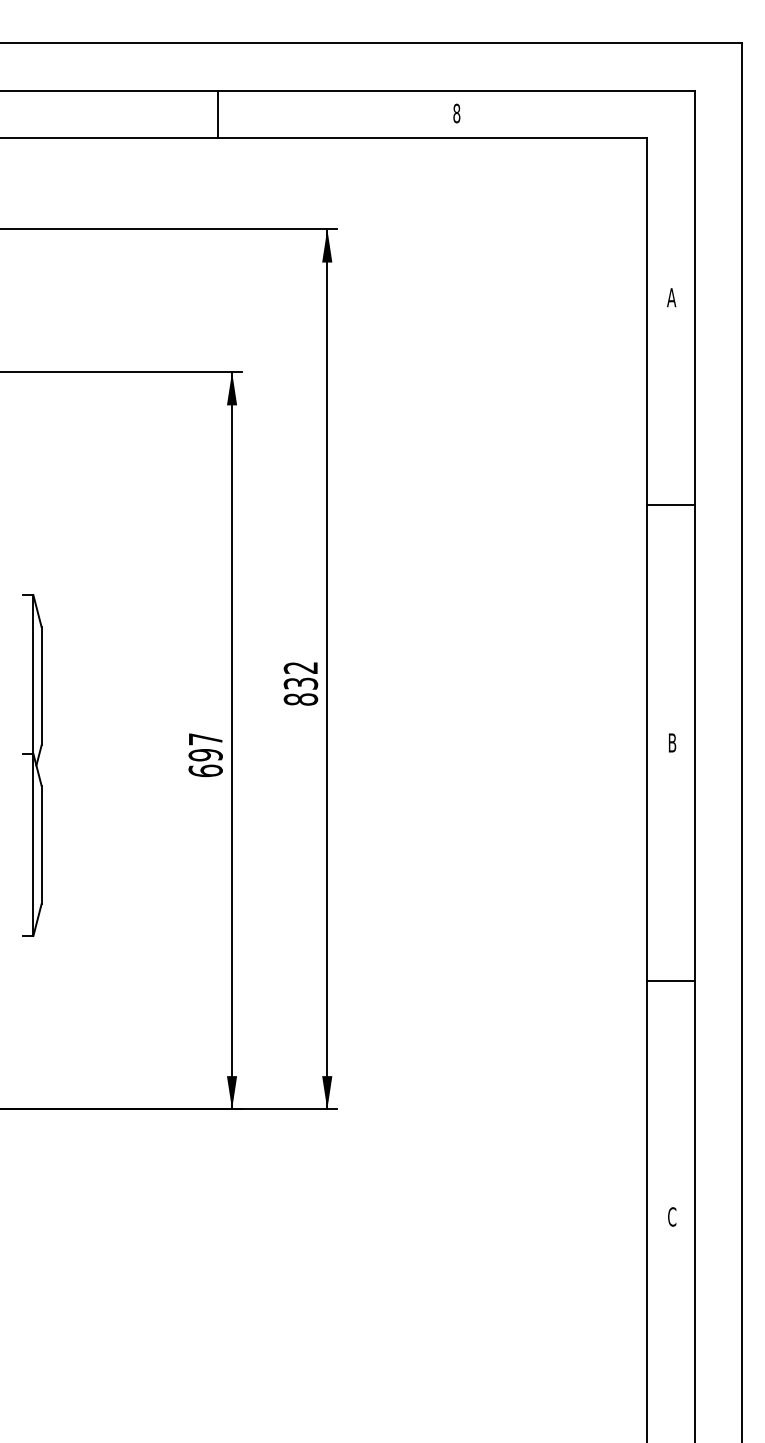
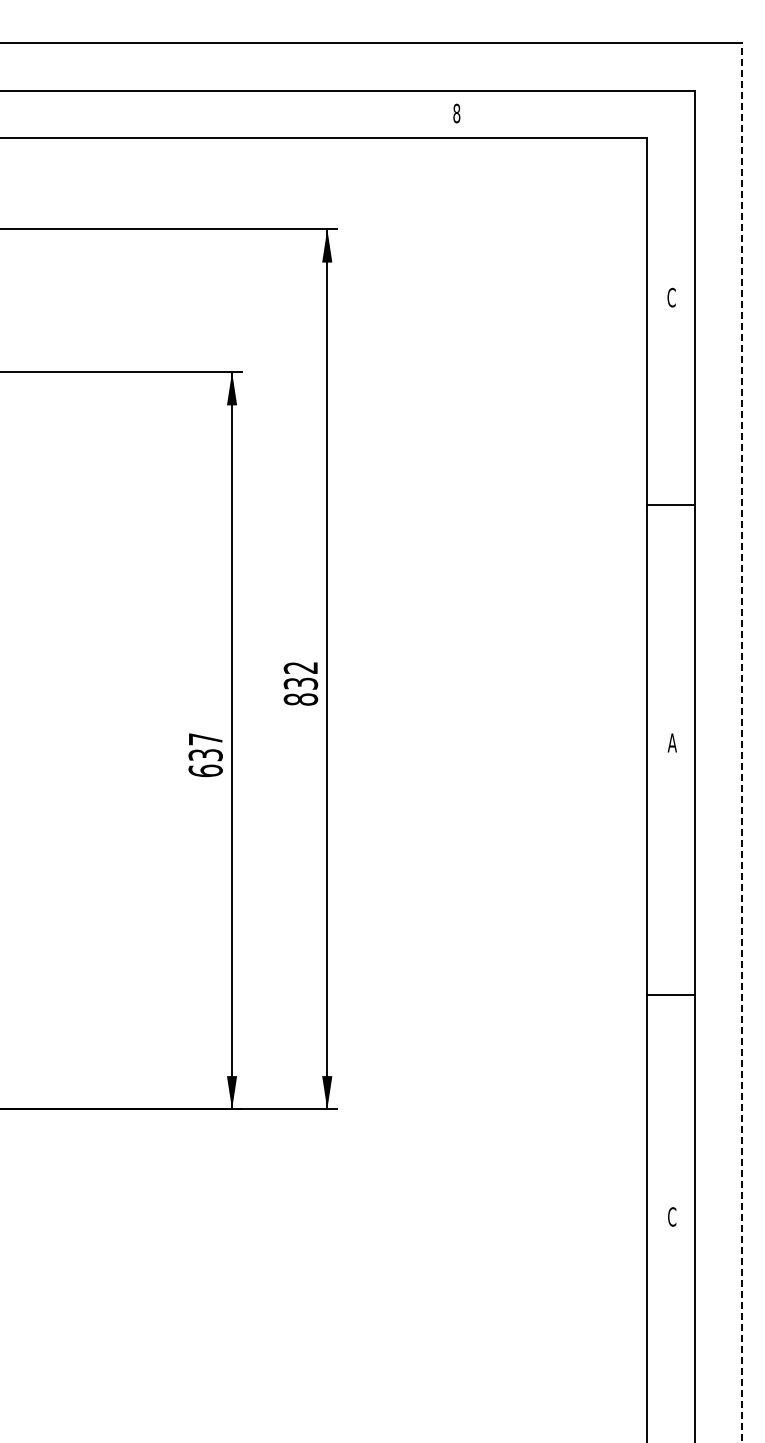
line: present -> none (218, 114)
text: A -> C (671, 297)
text: B -> A (671, 742)
line: solid -> dashed (742, 742)
text: 697 -> 637 (205, 755)
part: present -> none (32, 765)
line position: (670, 981) -> (670, 995) (670, 995)
